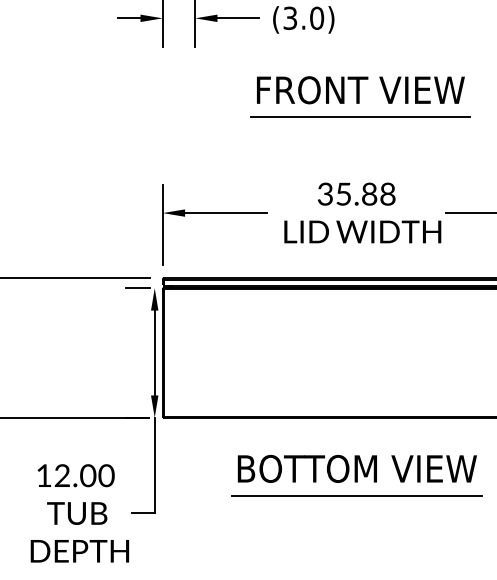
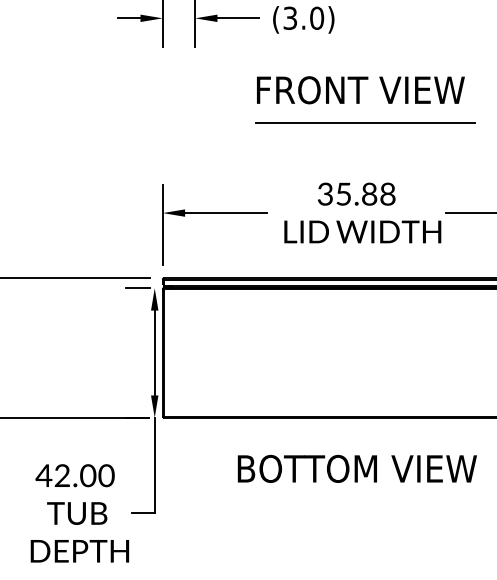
line position: (360, 116) -> (365, 122) (365, 122)
text: 12.00 -> 42.00 (43, 475)
line: present -> none (356, 495)
